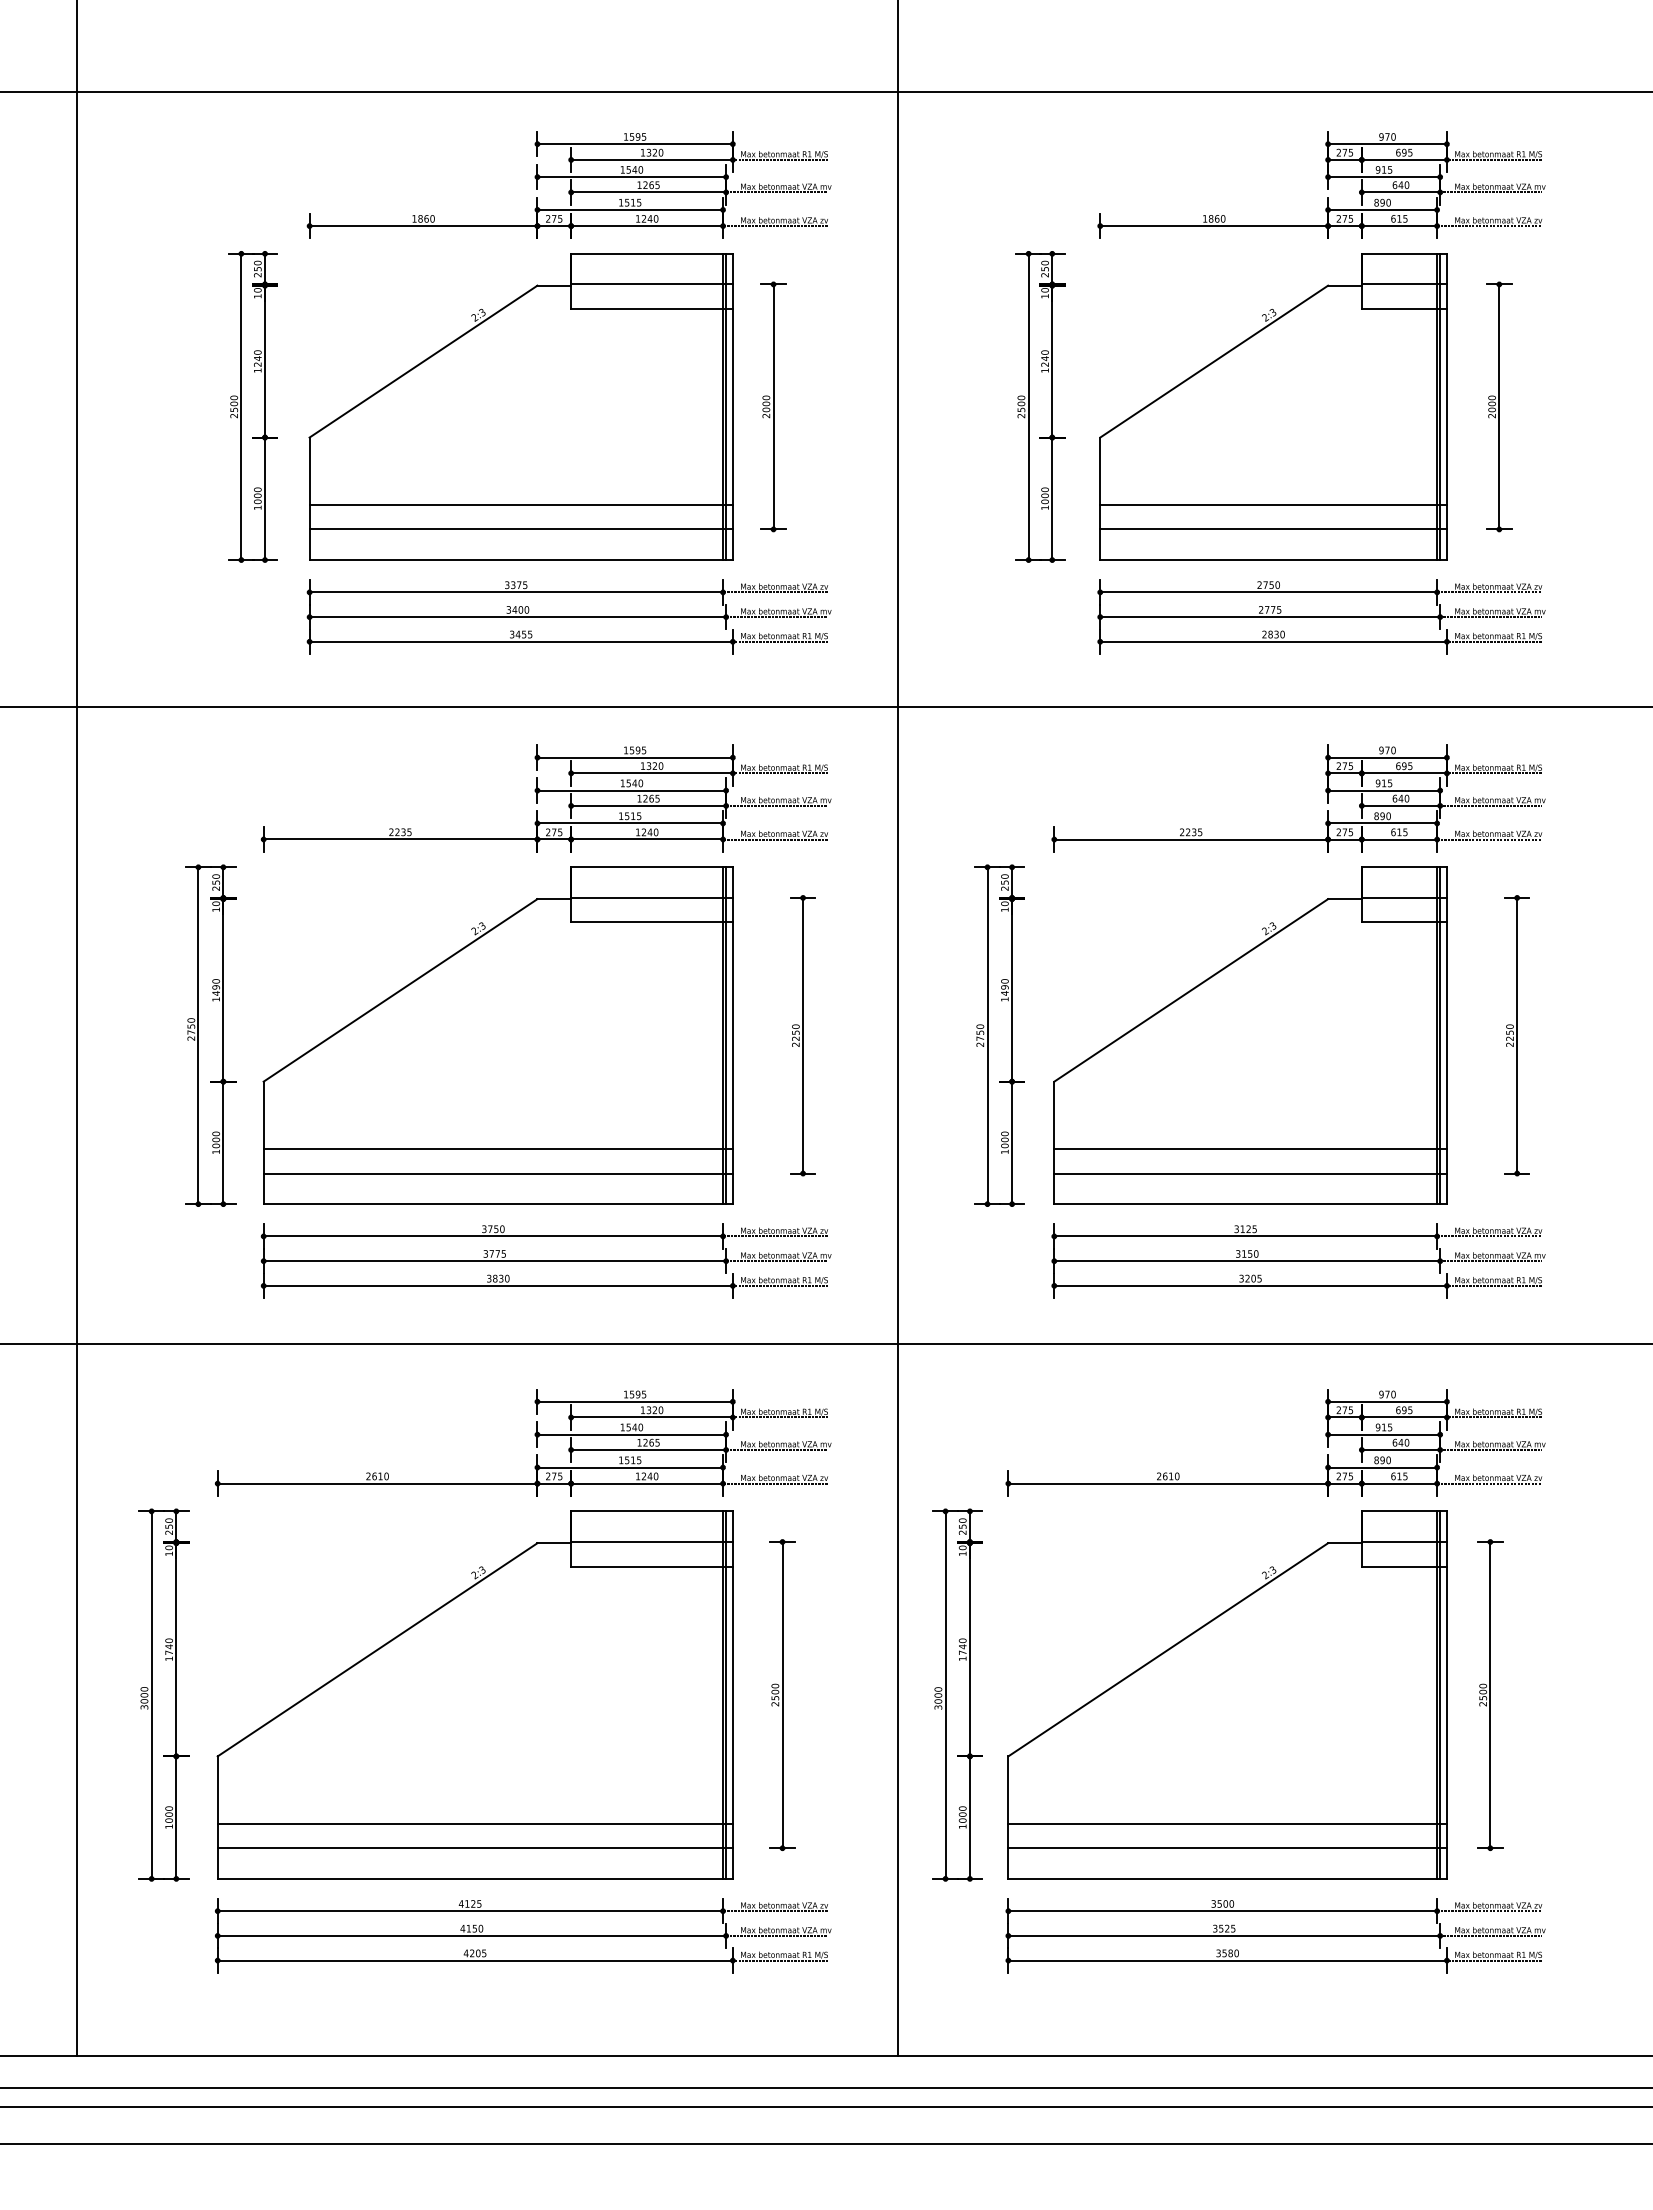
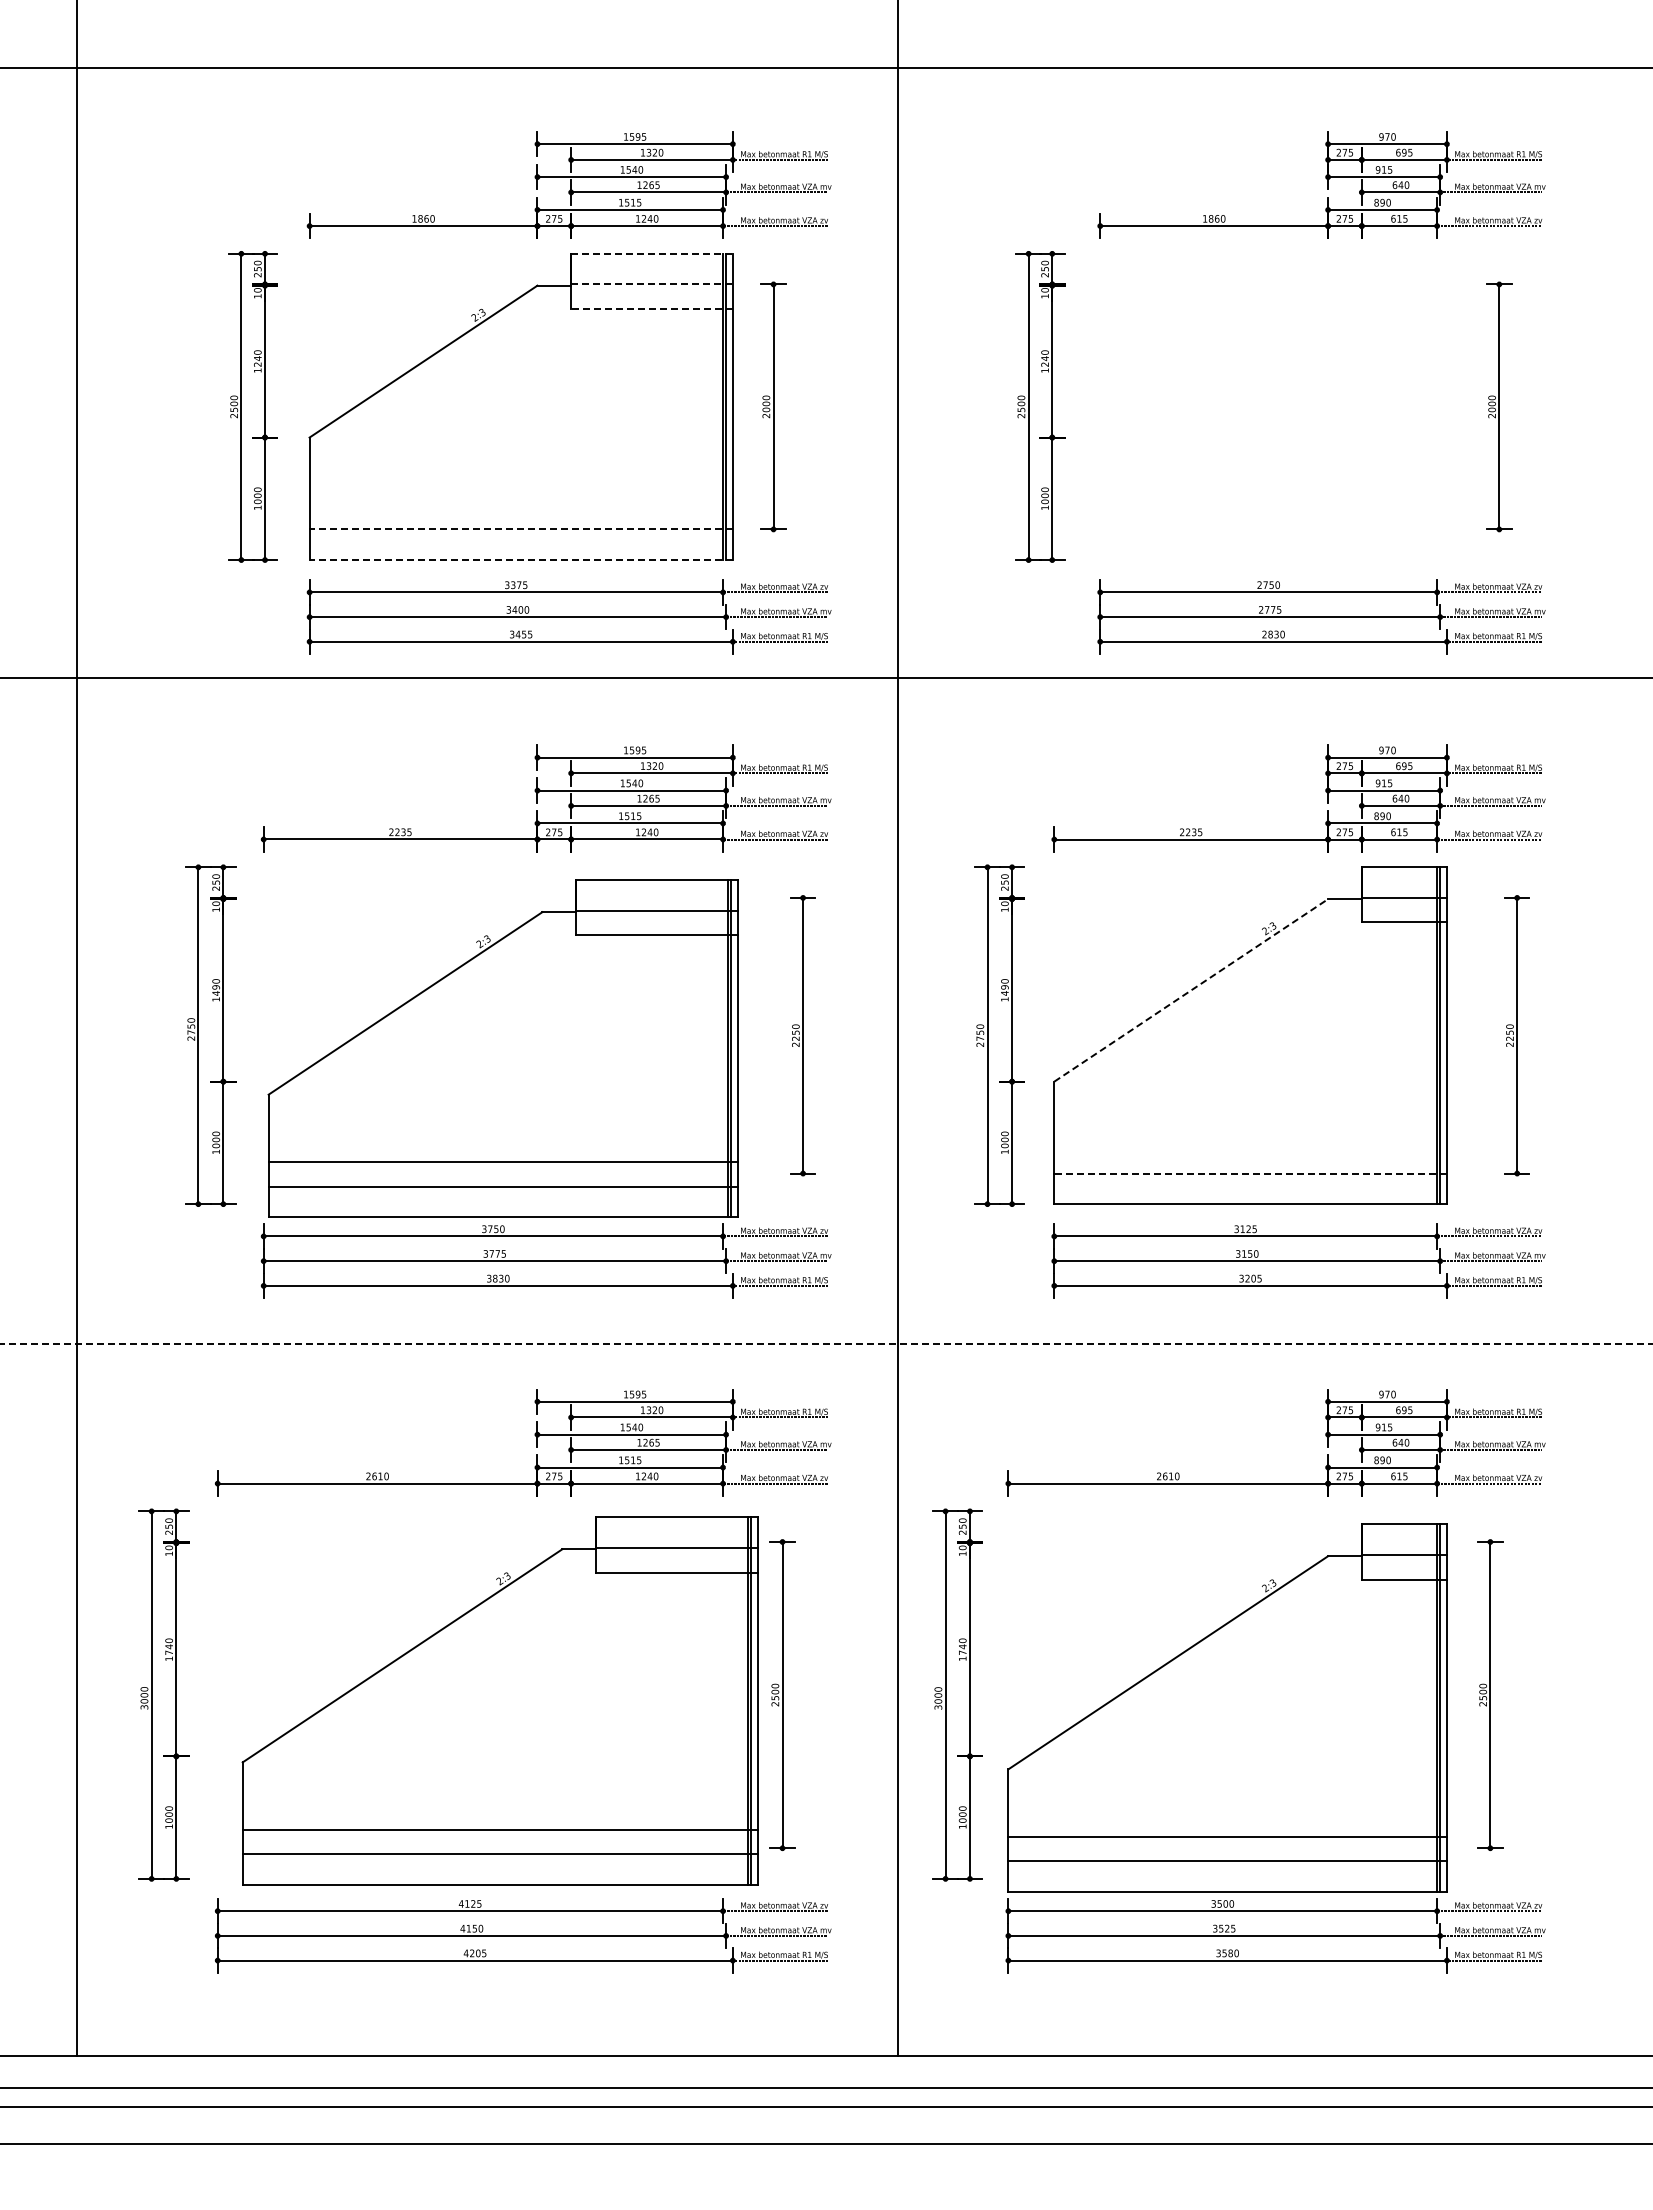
line position: (825, 92) -> (825, 68) (825, 68)
line: solid -> dashed (652, 253)
line: solid -> dashed (652, 284)
line: solid -> dashed (652, 308)
part: present -> none (1273, 406)
line: present -> none (520, 504)
line: solid -> dashed (521, 529)
line: solid -> dashed (521, 560)
line position: (825, 706) -> (825, 677) (825, 677)
line: solid -> dashed (1191, 990)
part position: (497, 1035) -> (502, 1048) (502, 1048)
line: present -> none (1250, 1149)
line: solid -> dashed (1250, 1173)
line: solid -> dashed (826, 1343)
part position: (474, 1694) -> (499, 1700) (499, 1700)
part position: (1227, 1694) -> (1227, 1707) (1227, 1707)
